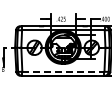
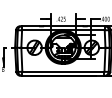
line: dashed -> solid (63, 71)
